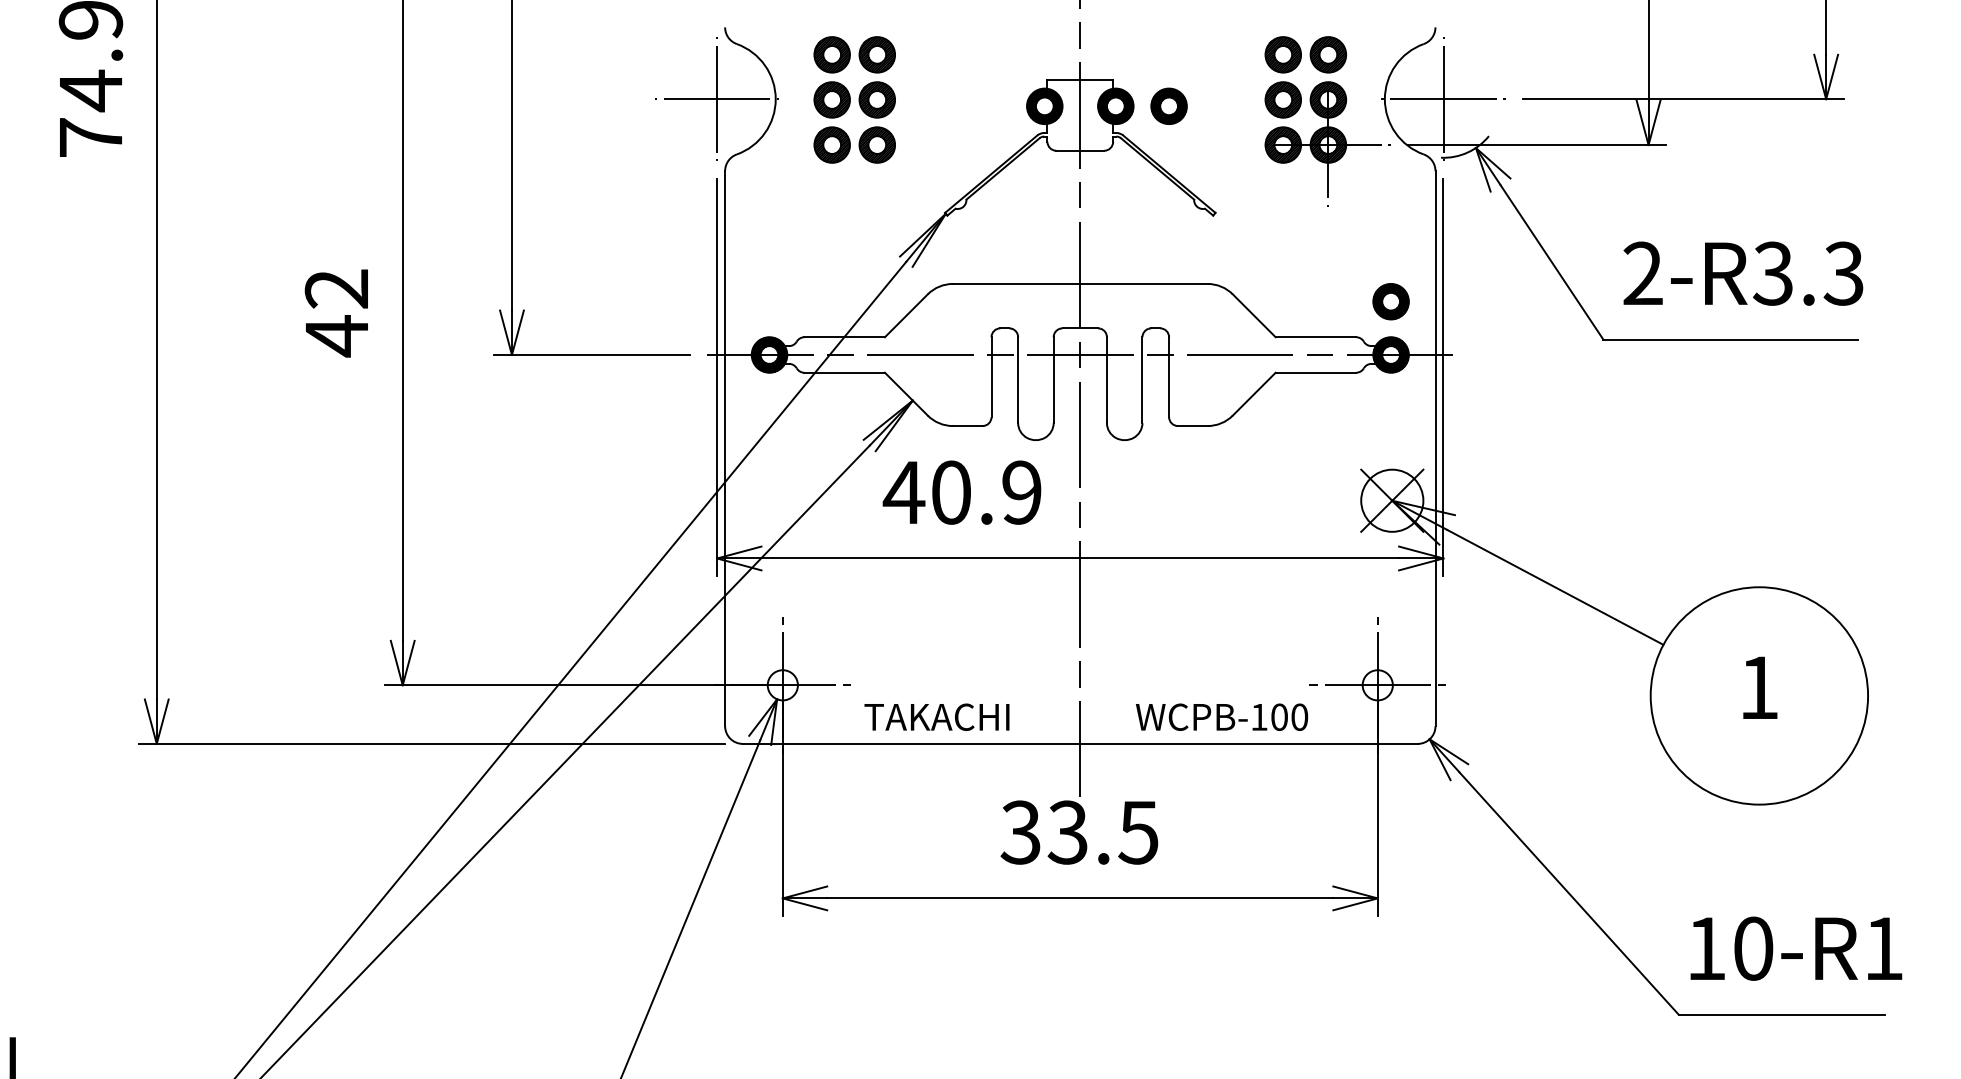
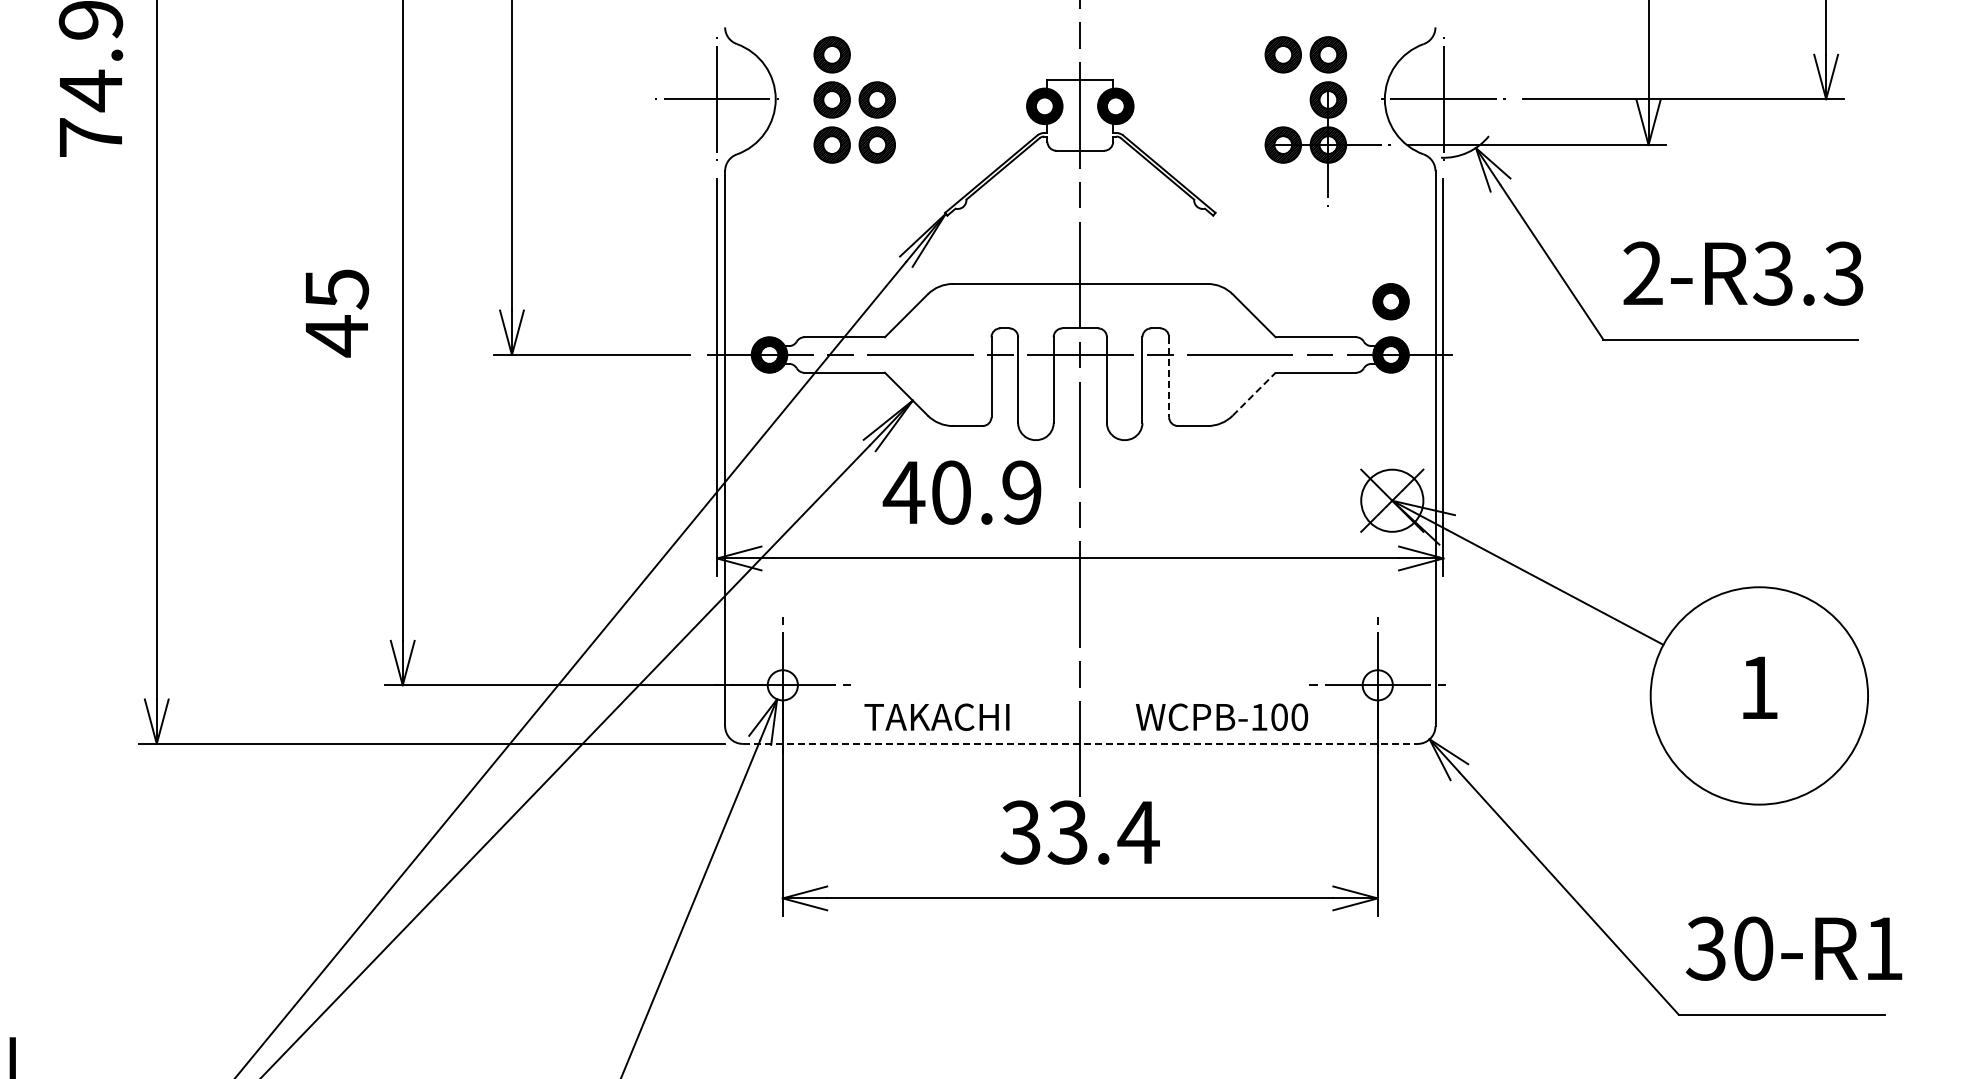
part: present -> none (876, 54)
part: present -> none (1282, 99)
part: present -> none (1168, 105)
text: 42 -> 45 (336, 289)
line: solid -> dashed (1169, 377)
line: solid -> dashed (1254, 393)
line: solid -> dashed (1080, 743)
text: 33.5 -> 33.4 (1138, 832)
text: 10-R1 -> 30-R1 (1705, 948)
